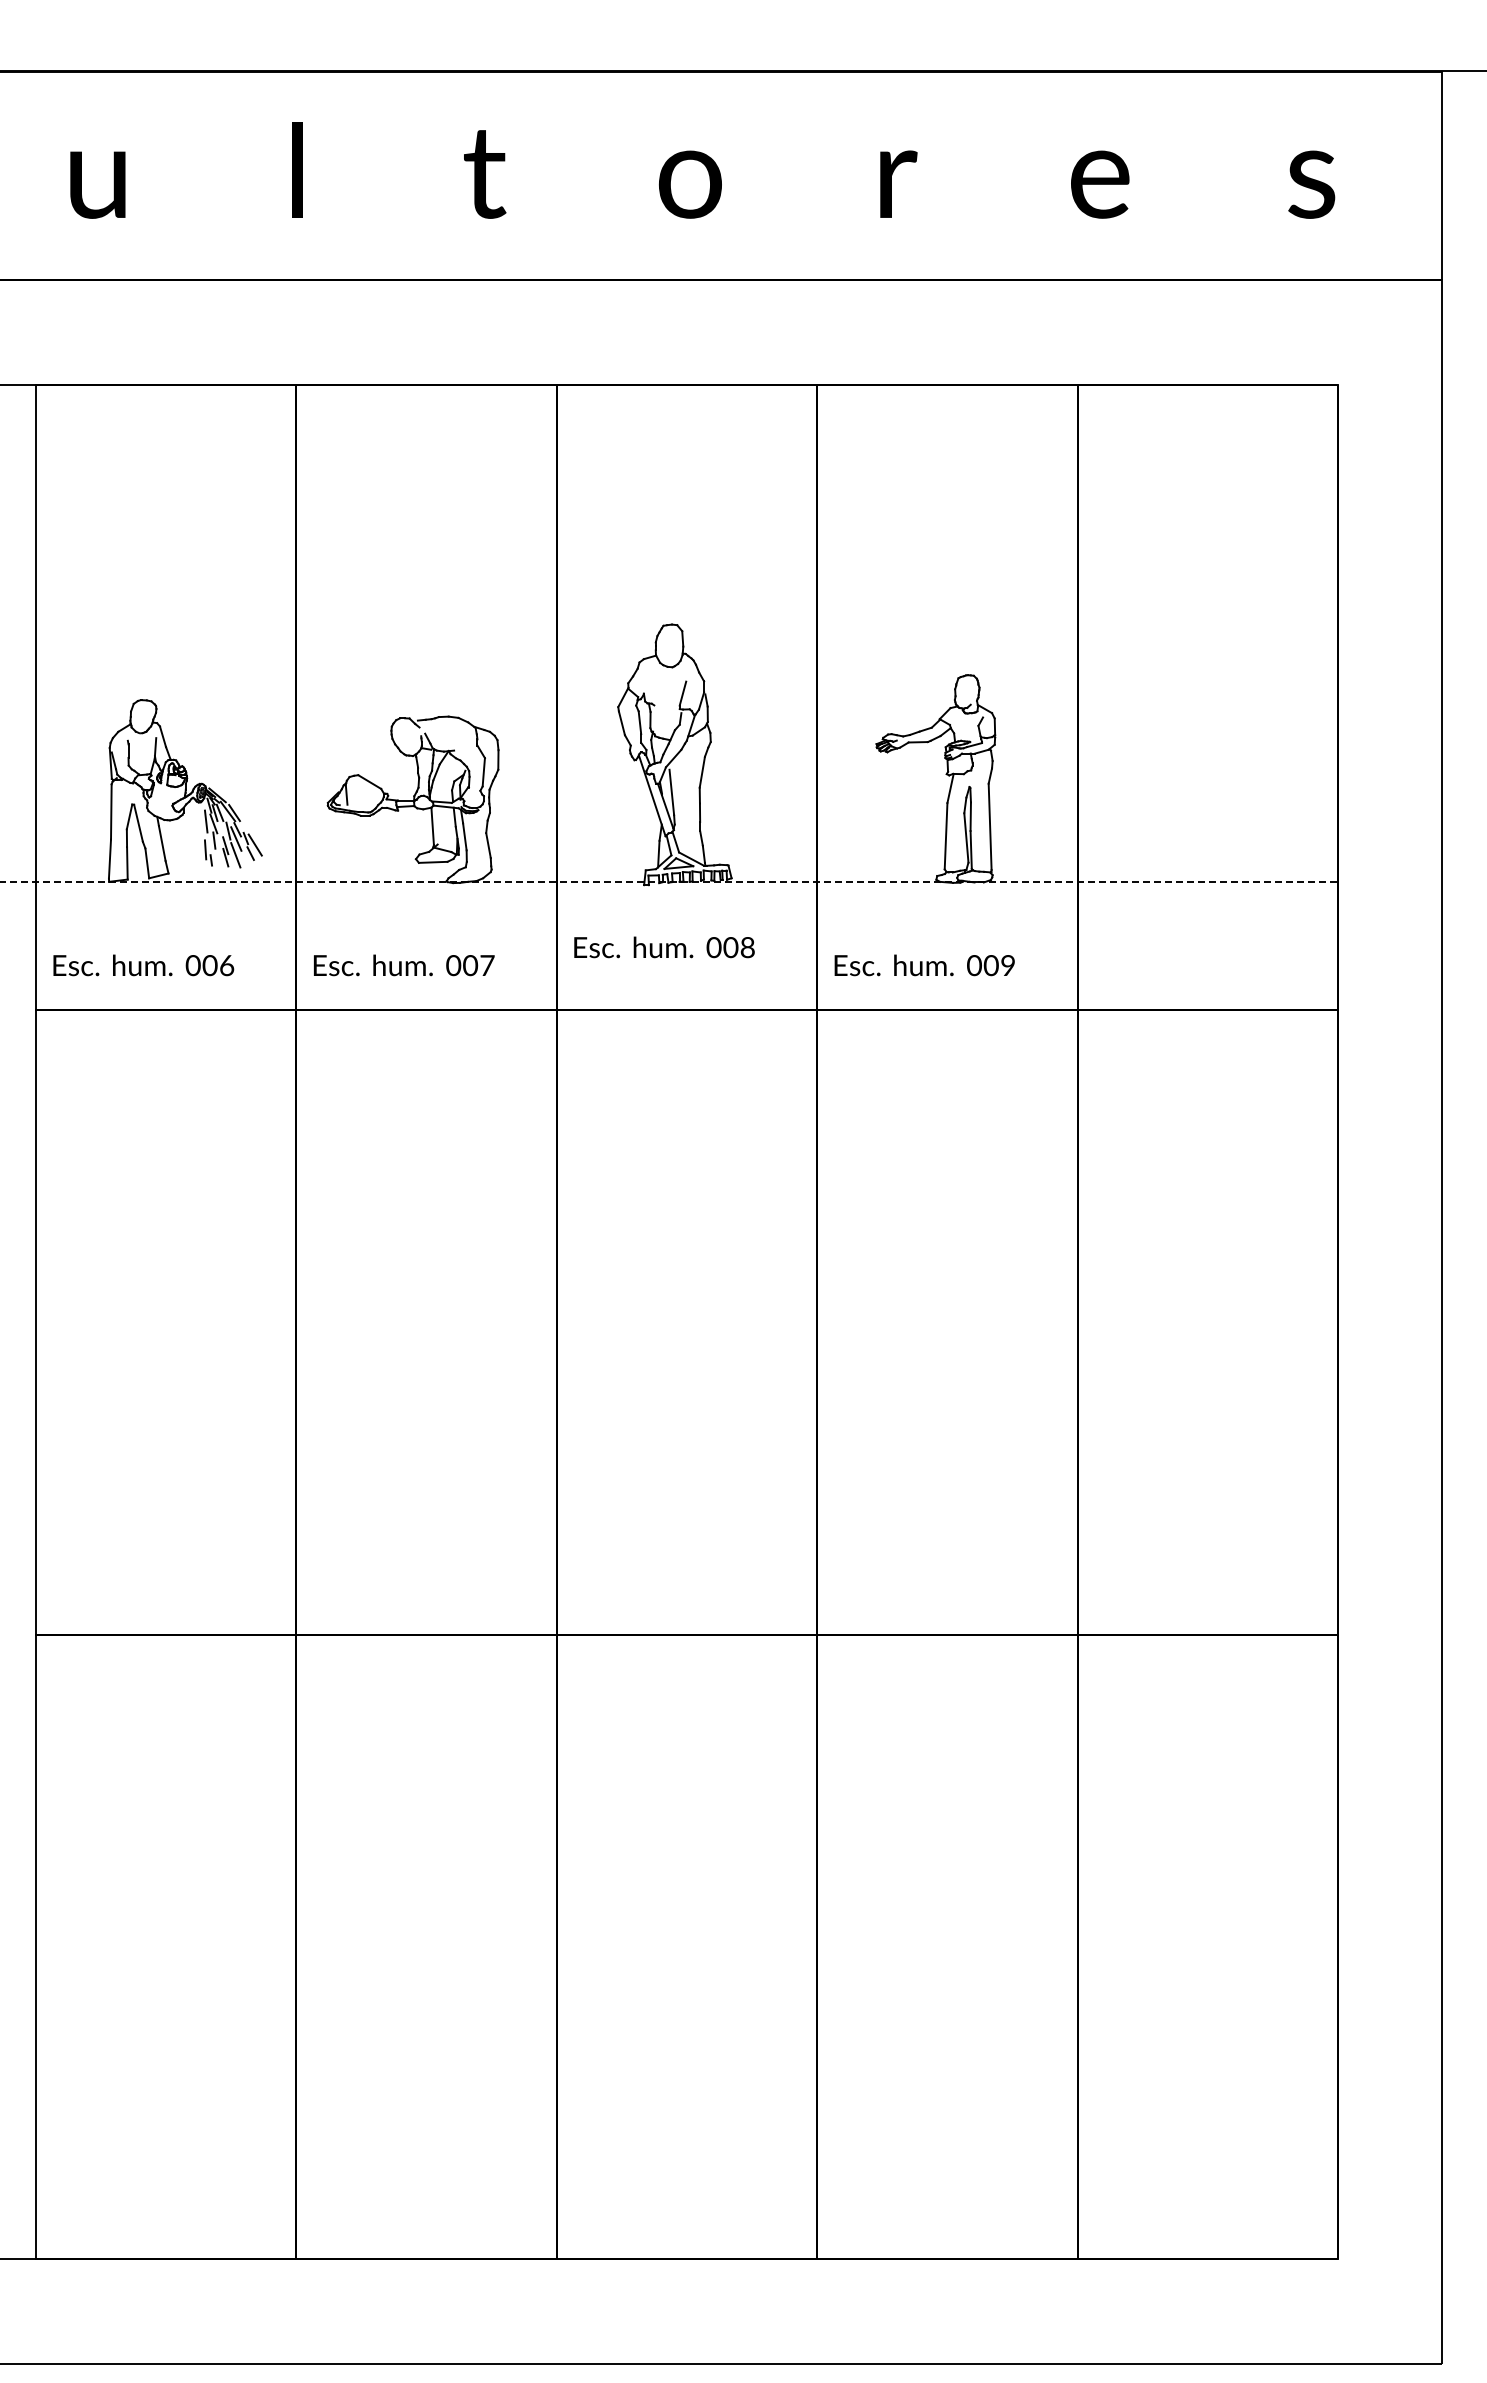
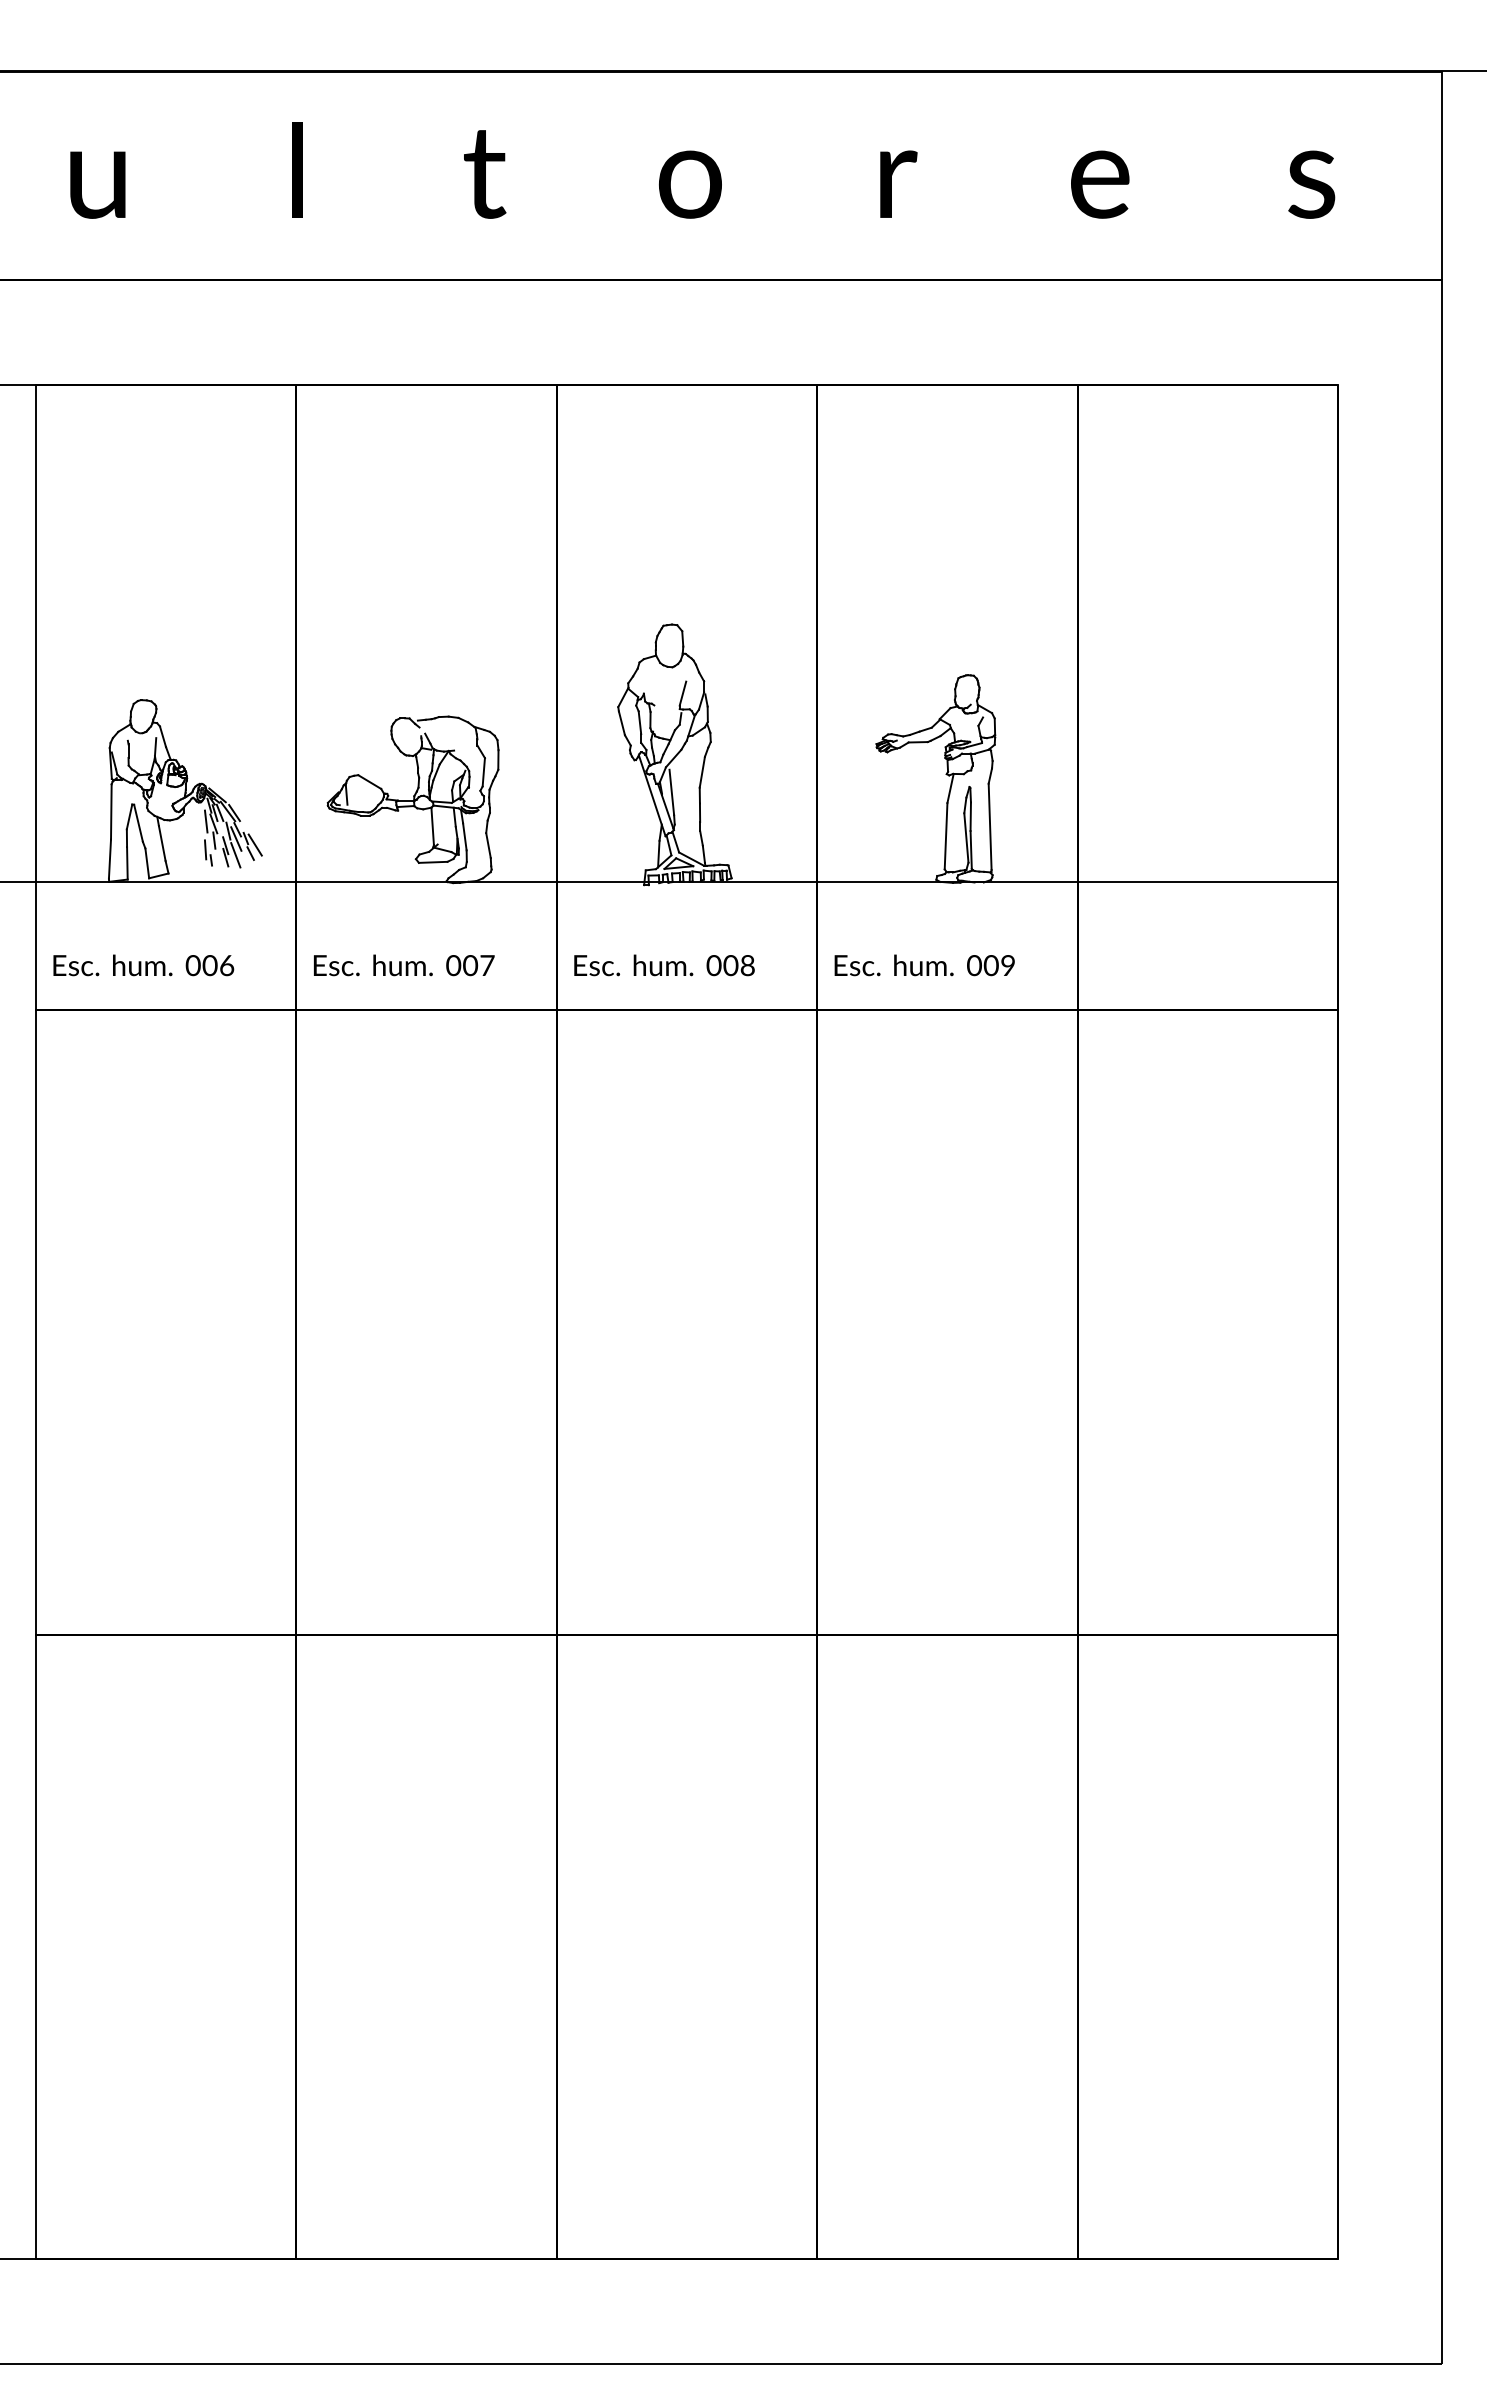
line: dashed -> solid (669, 881)
text position: (664, 947) -> (664, 965) (664, 965)
